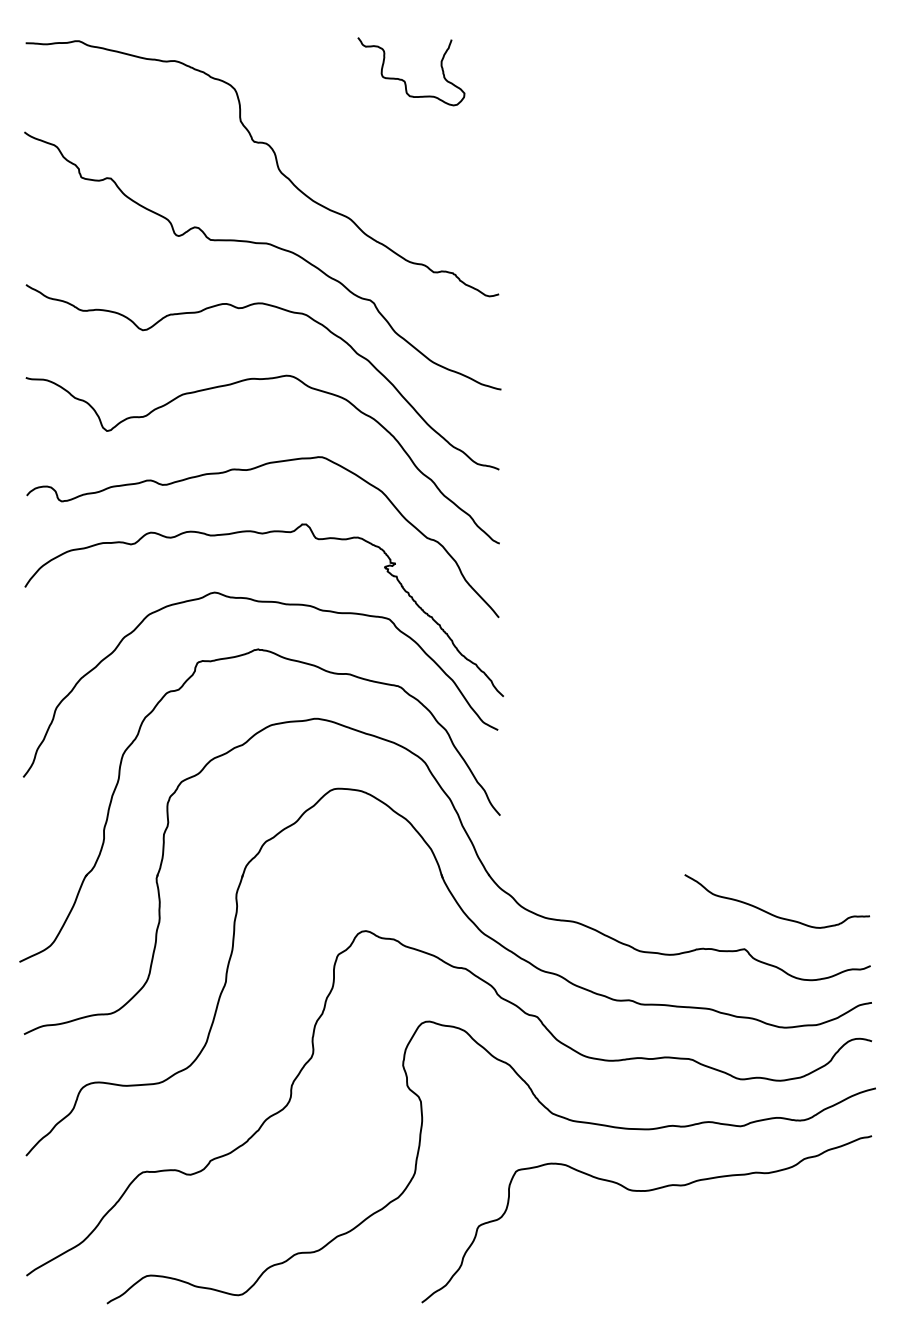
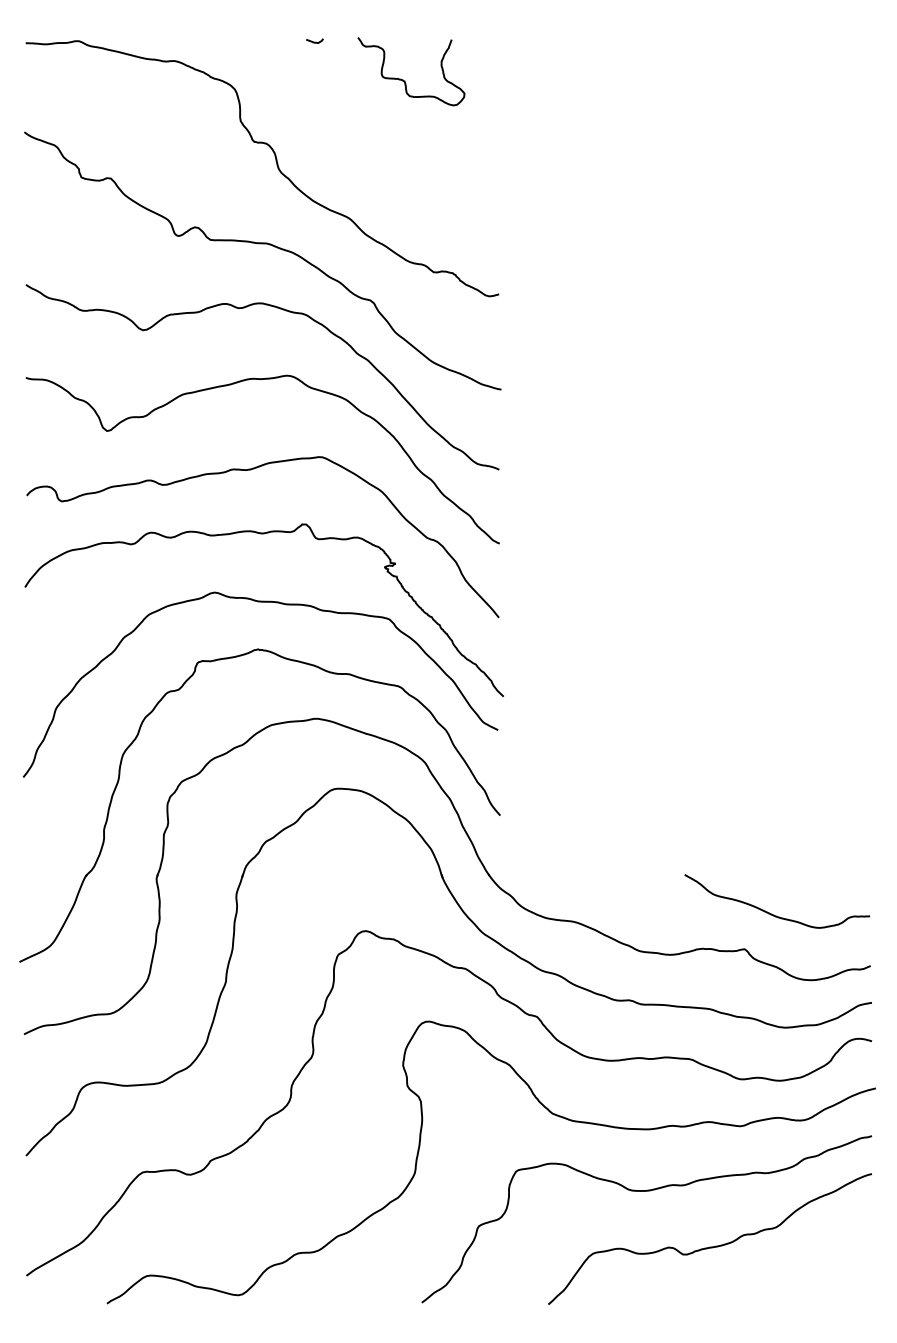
curve: none -> present (314, 41)
curve: none -> present (710, 1246)
